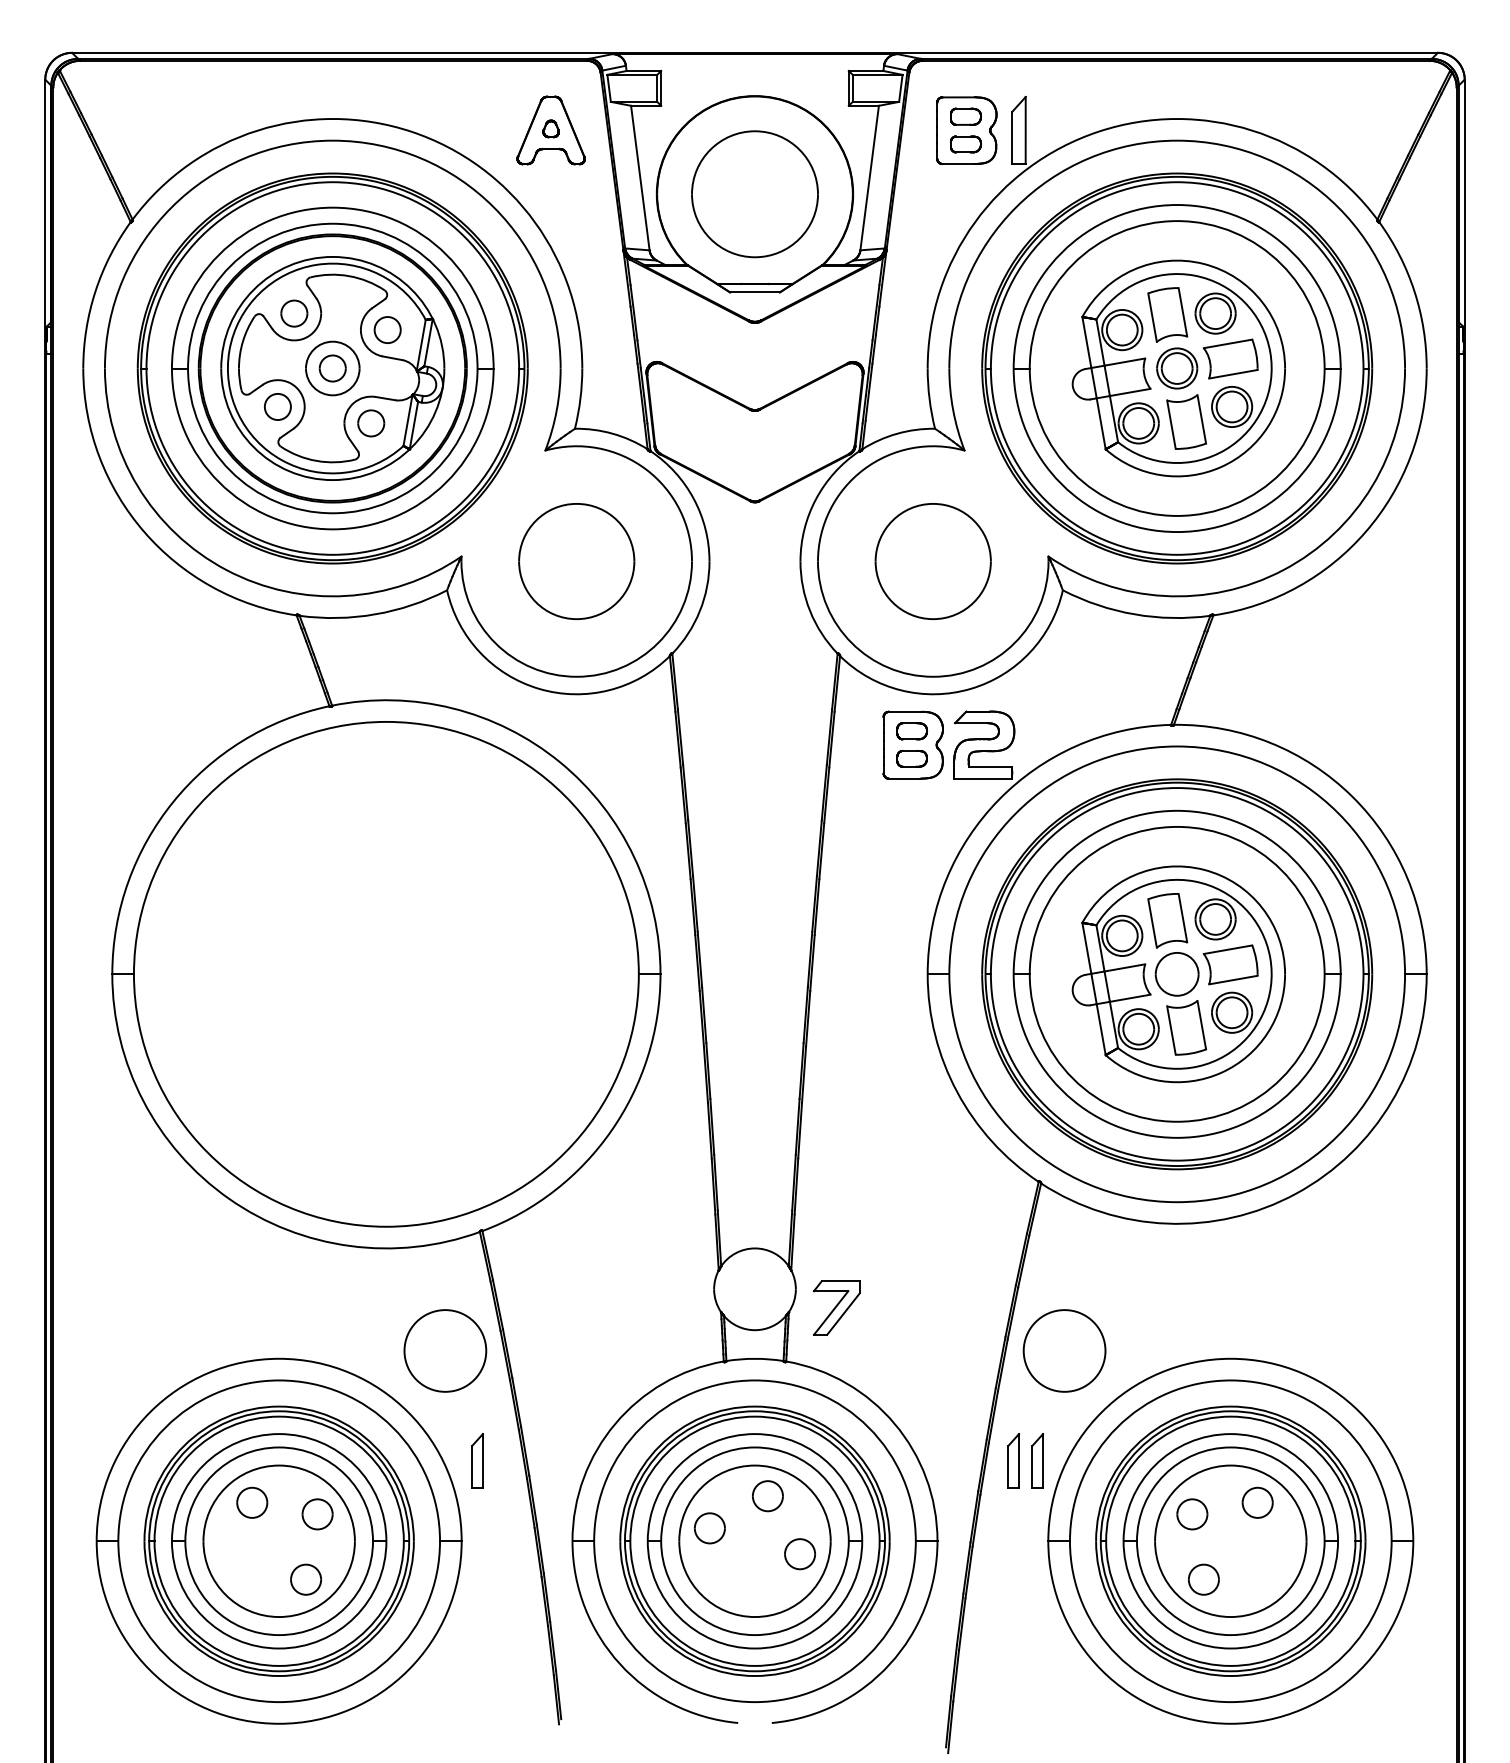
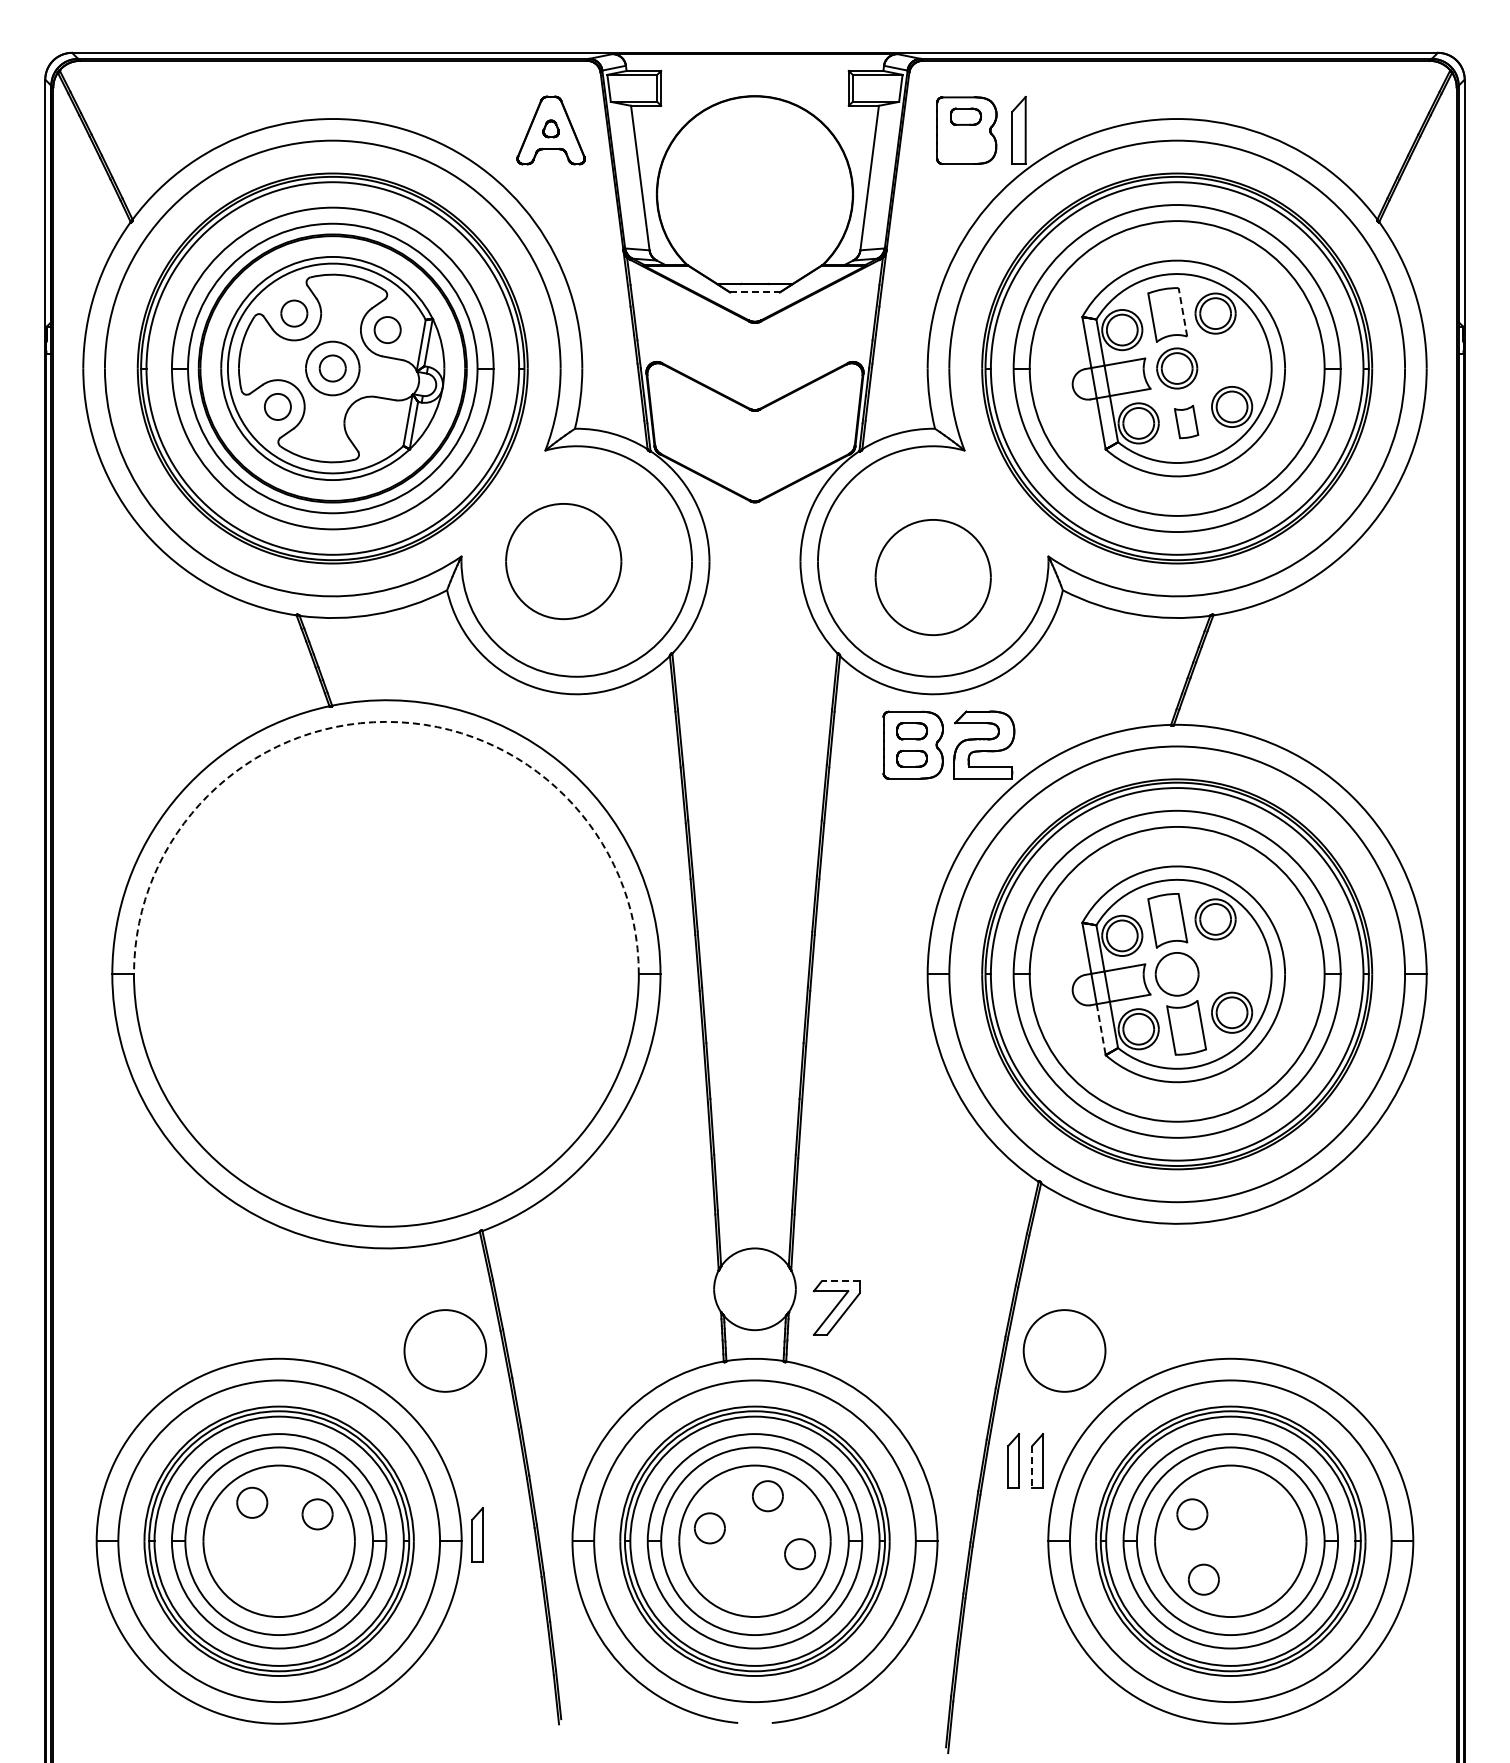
part: present -> none (965, 144)
part: present -> none (754, 194)
line: solid -> dashed (755, 292)
line: solid -> dashed (1182, 312)
part: present -> none (1230, 358)
part size: 41x56 px -> 26x36 px (1186, 421)
part: present -> none (371, 423)
part position: (576, 561) -> (563, 561) (563, 561)
part position: (932, 561) -> (932, 577) (932, 577)
arc: solid -> dashed (386, 721)
part: present -> none (1230, 964)
line: solid -> dashed (1101, 1029)
line: solid -> dashed (840, 1281)
part position: (477, 1460) -> (477, 1534) (477, 1534)
line: solid -> dashed (1032, 1466)
part: present -> none (1257, 1502)
part: present -> none (305, 1579)
